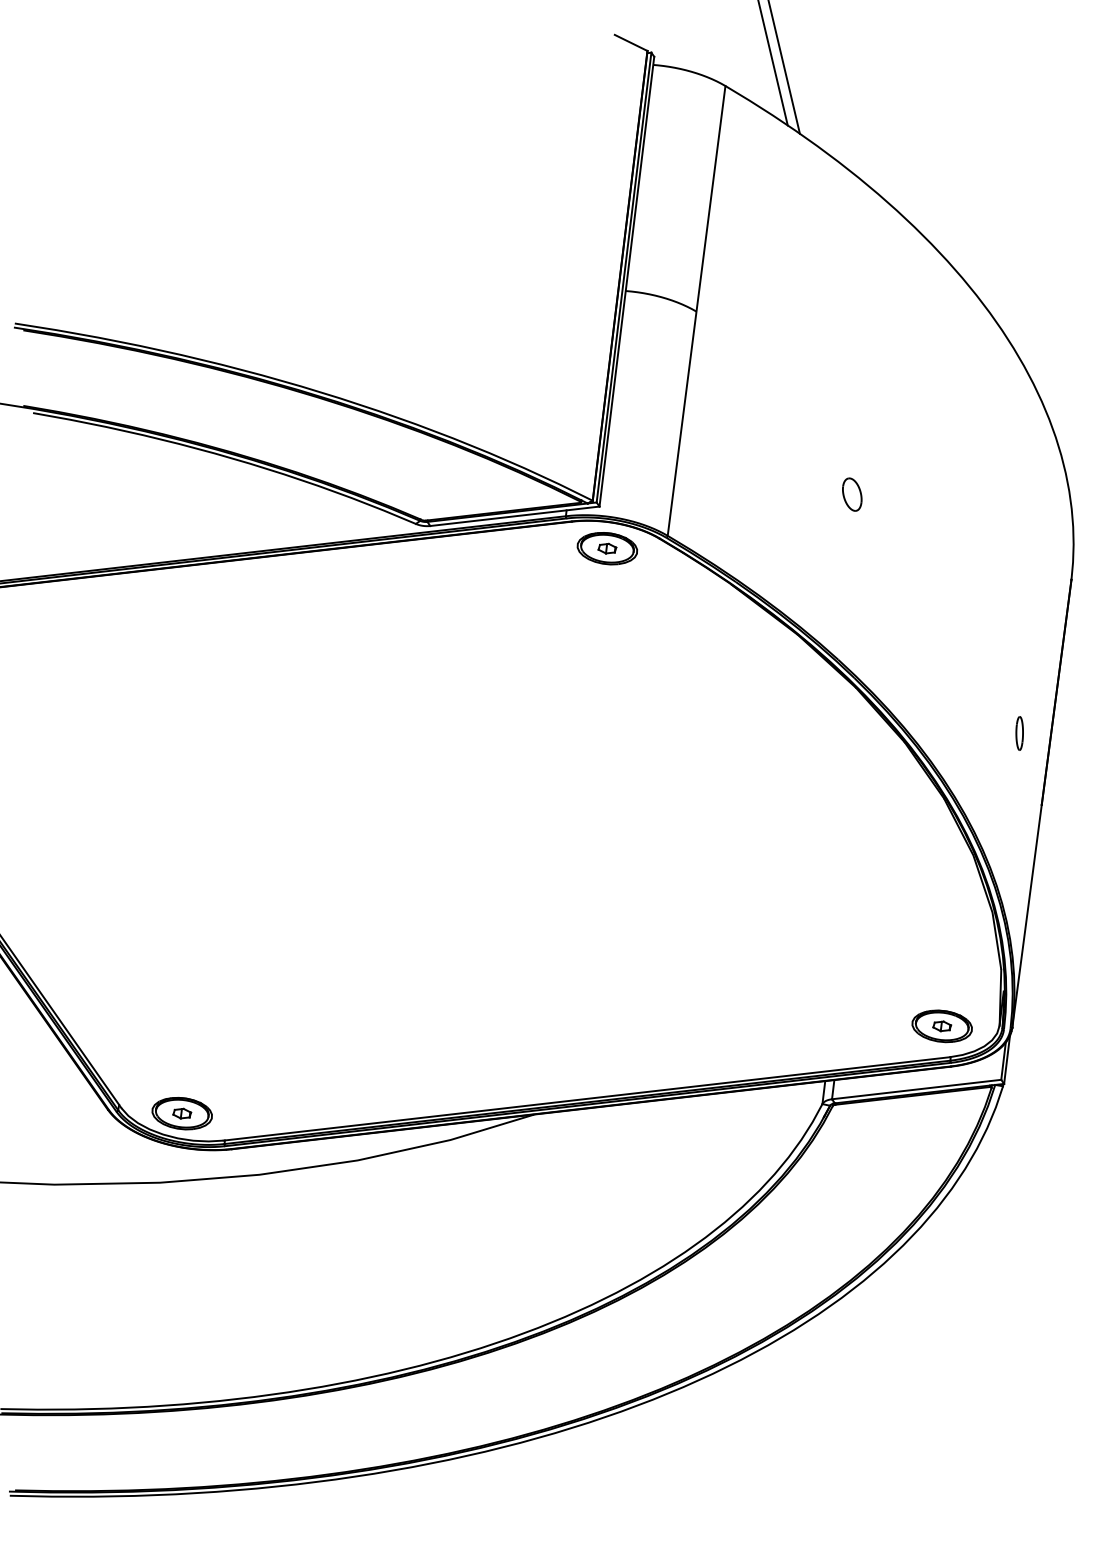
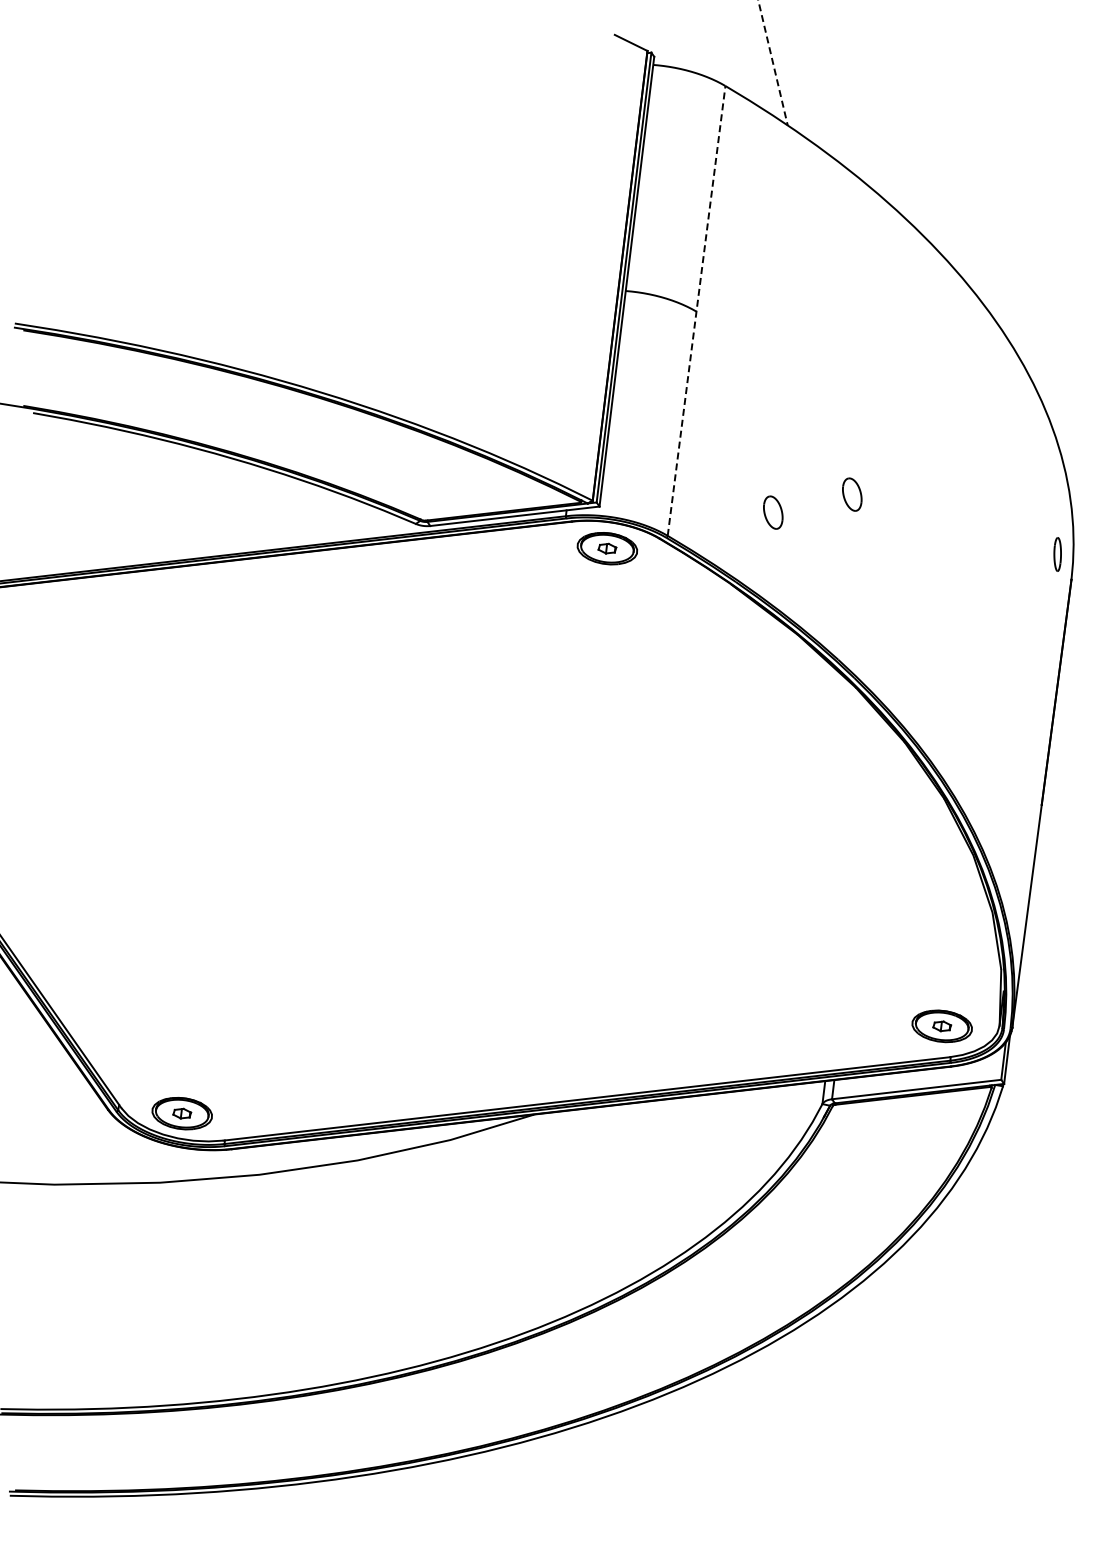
line: solid -> dashed (773, 63)
line: present -> none (783, 67)
line: solid -> dashed (696, 310)
part: none -> present (773, 512)
part position: (1019, 733) -> (1057, 554) (1057, 554)
